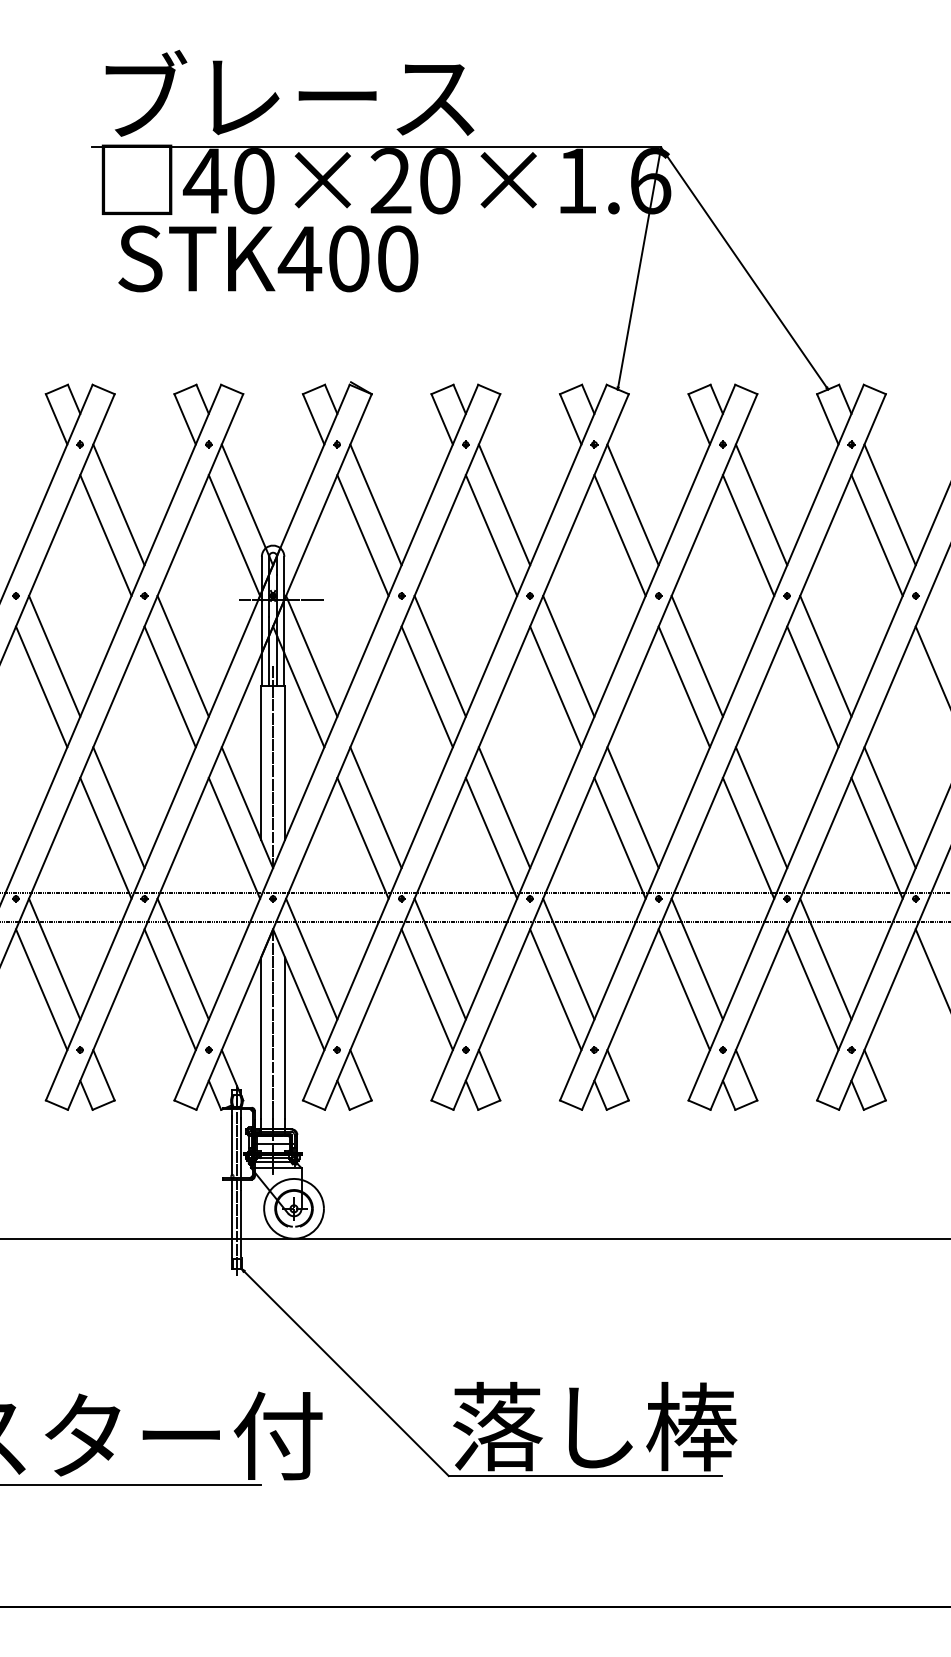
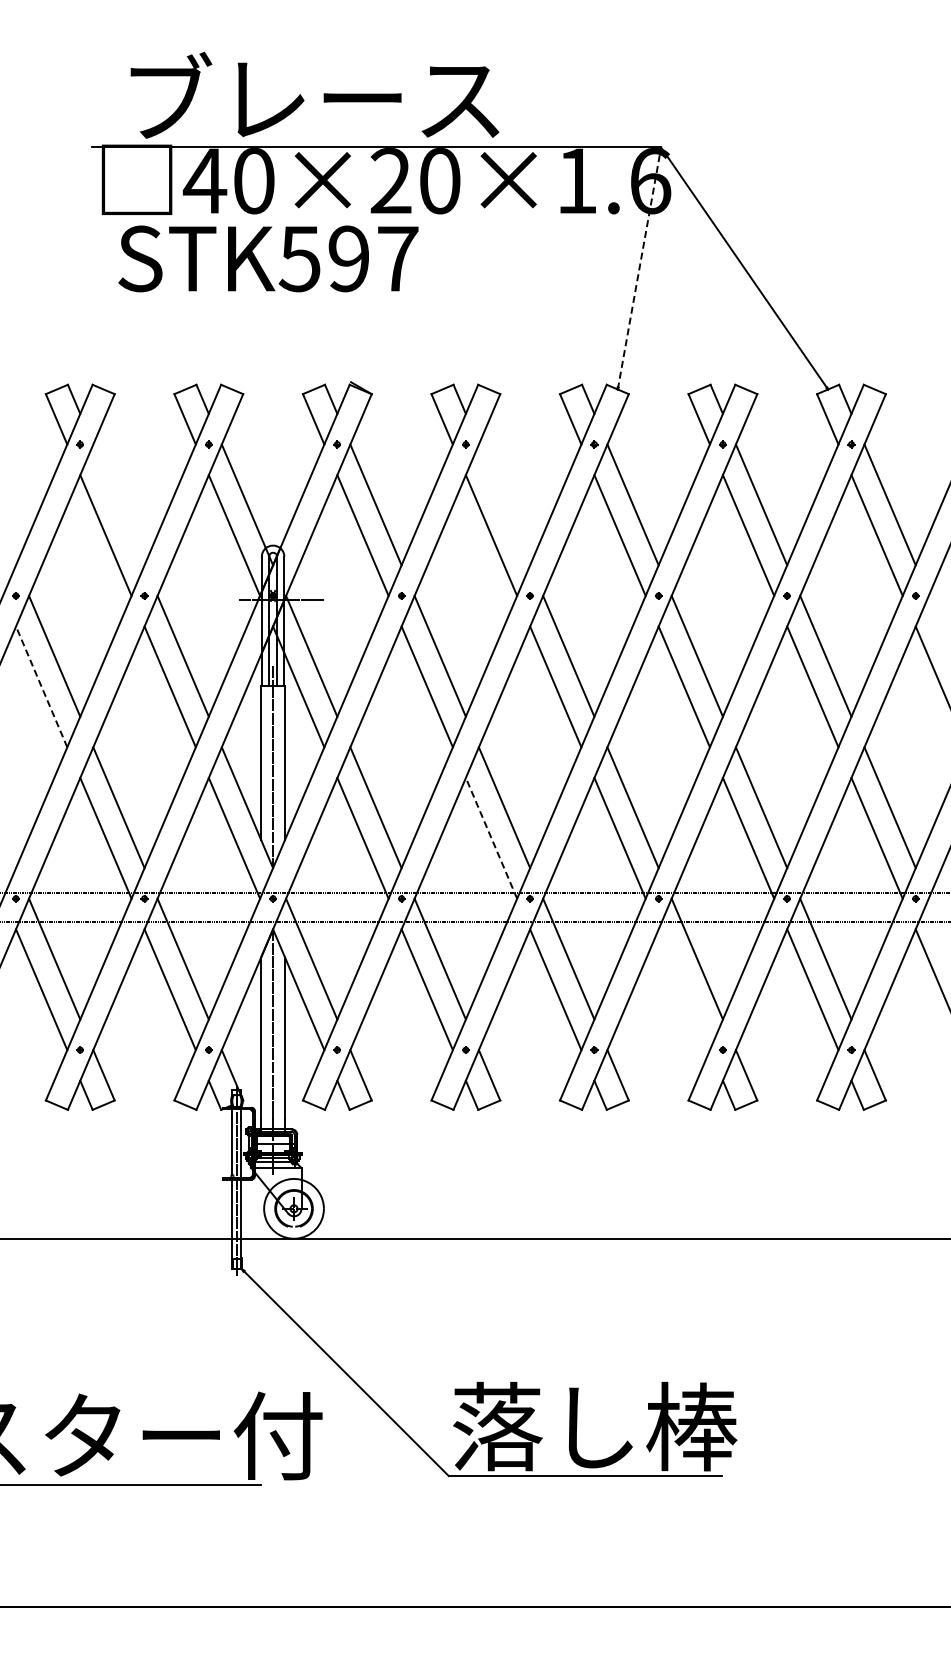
text position: (289, 92) -> (314, 94) (314, 94)
text: STK400 -> STK597 (347, 258)
line: solid -> dashed (639, 268)
line: present -> none (118, 504)
line: present -> none (504, 504)
line: solid -> dashed (41, 686)
line: solid -> dashed (491, 838)
line: present -> none (683, 989)
